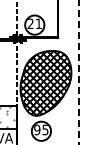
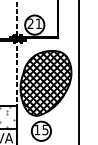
line: dashed -> solid (78, 72)
text: 95 -> 15 (37, 129)
